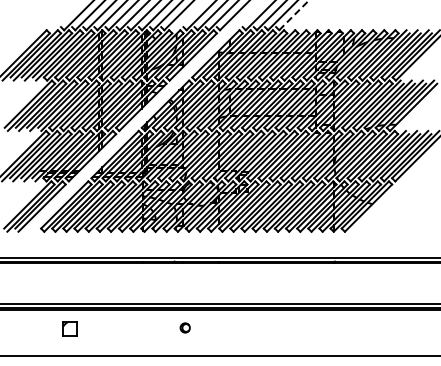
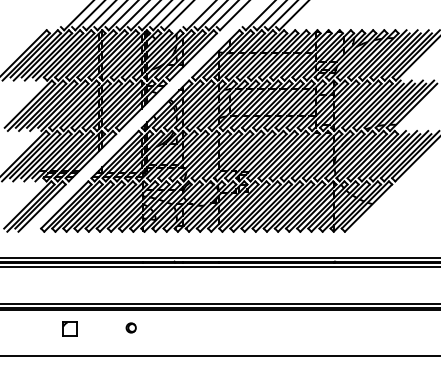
line: dashed -> solid (294, 15)
line: none -> present (219, 266)
part position: (184, 327) -> (130, 327) (130, 327)
